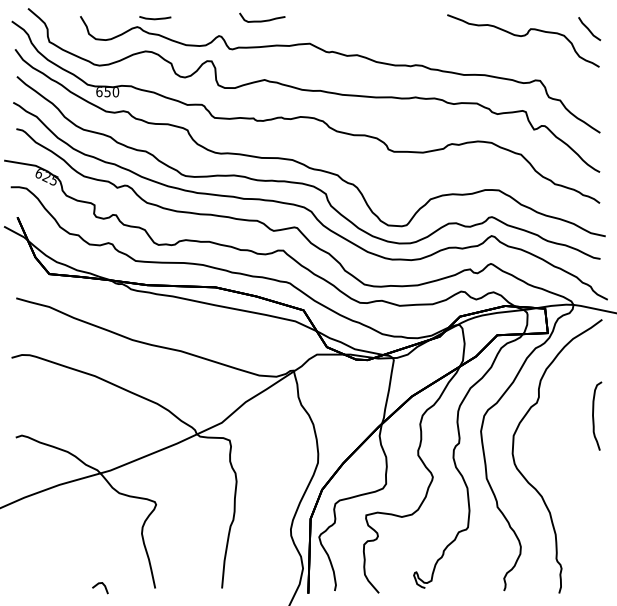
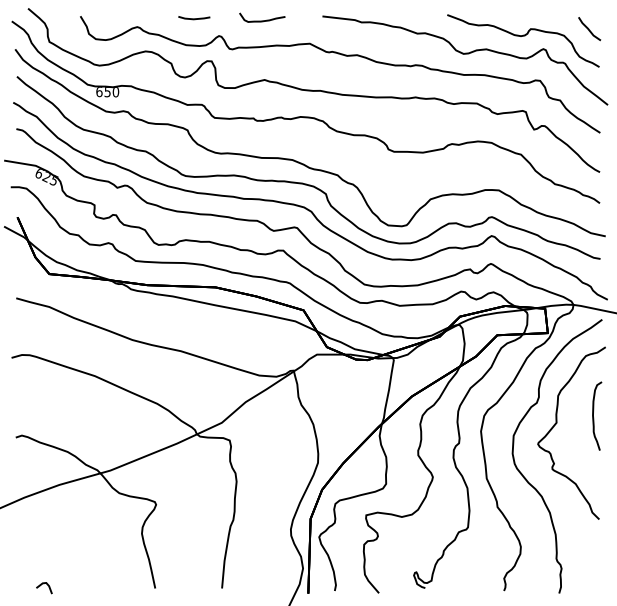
line position: (155, 18) -> (194, 18) (194, 18)
curve: none -> present (465, 54)
curve: none -> present (557, 423)
line position: (100, 584) -> (44, 584) (44, 584)
